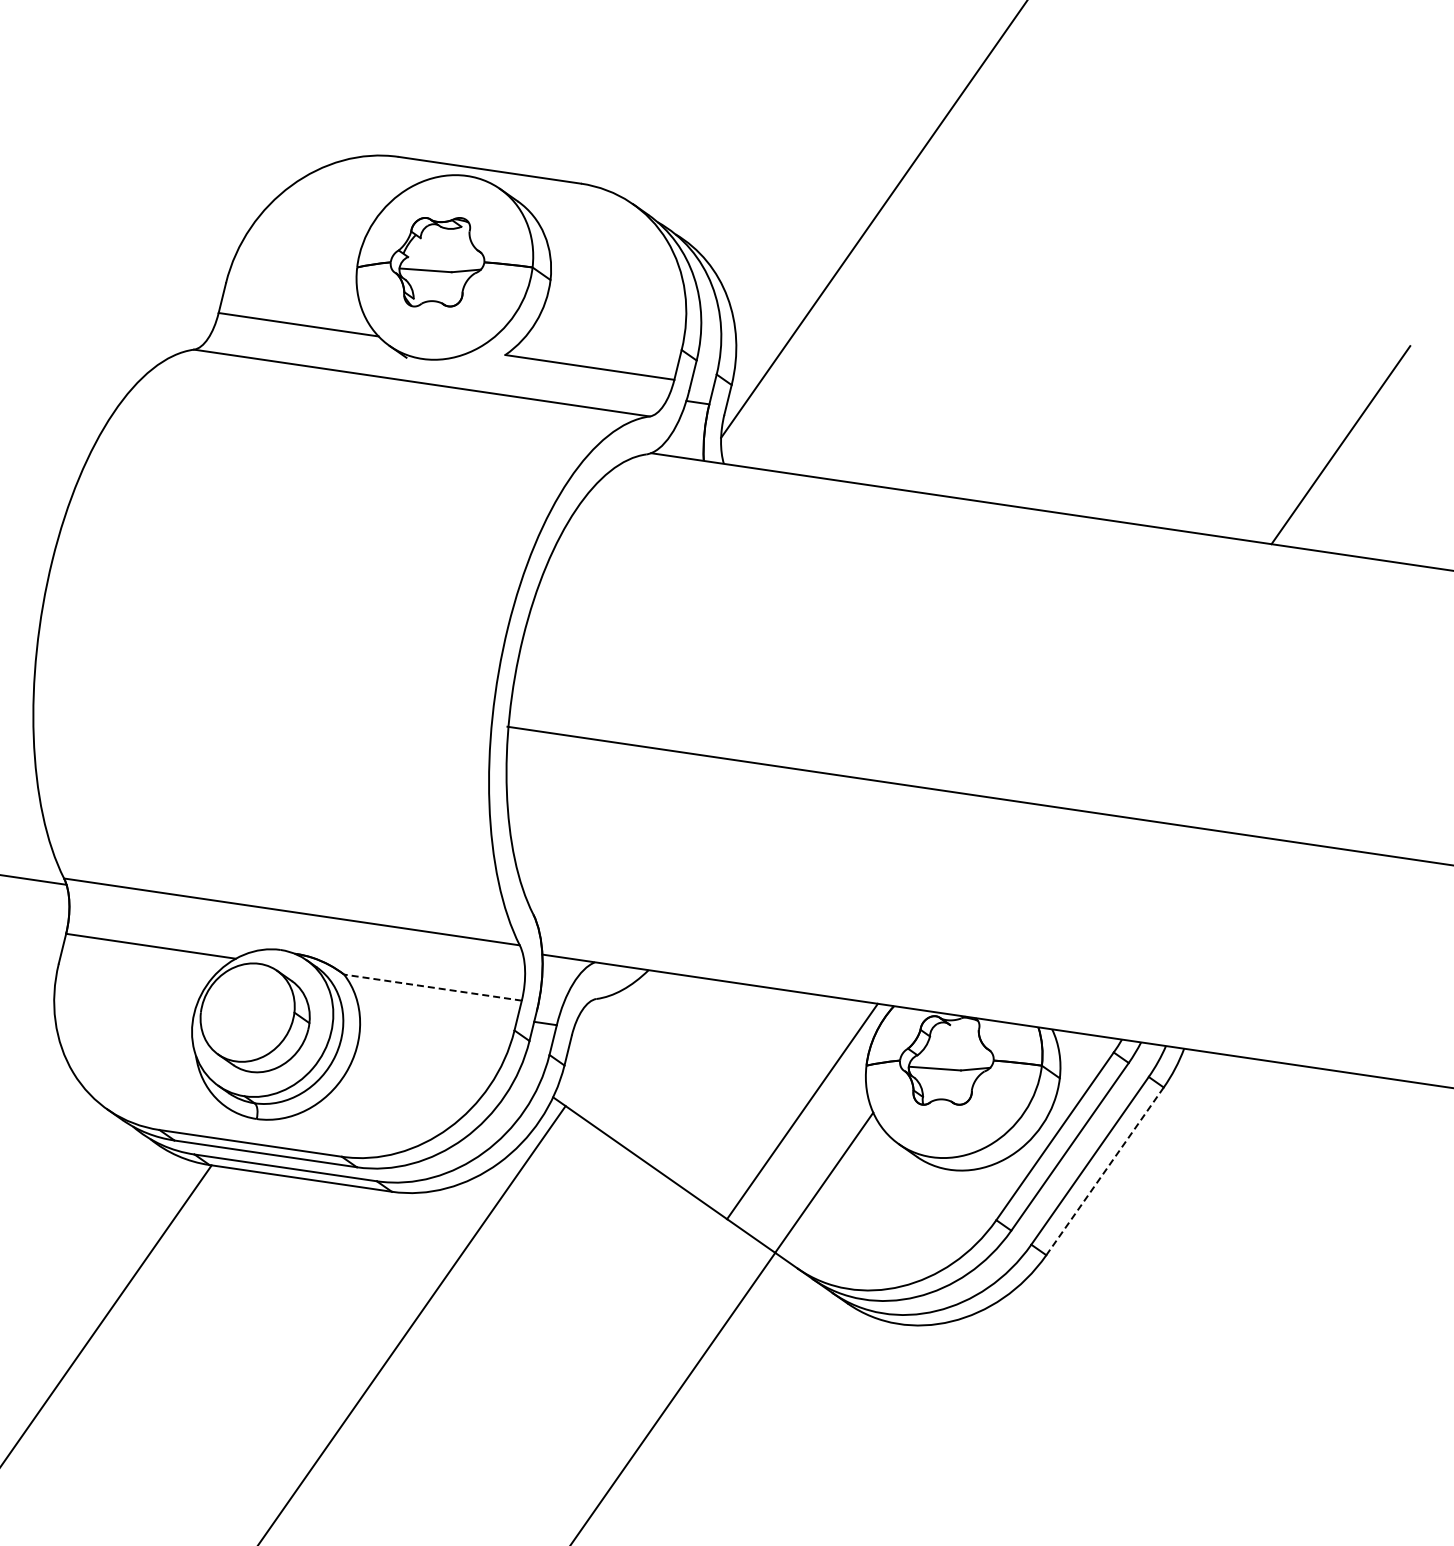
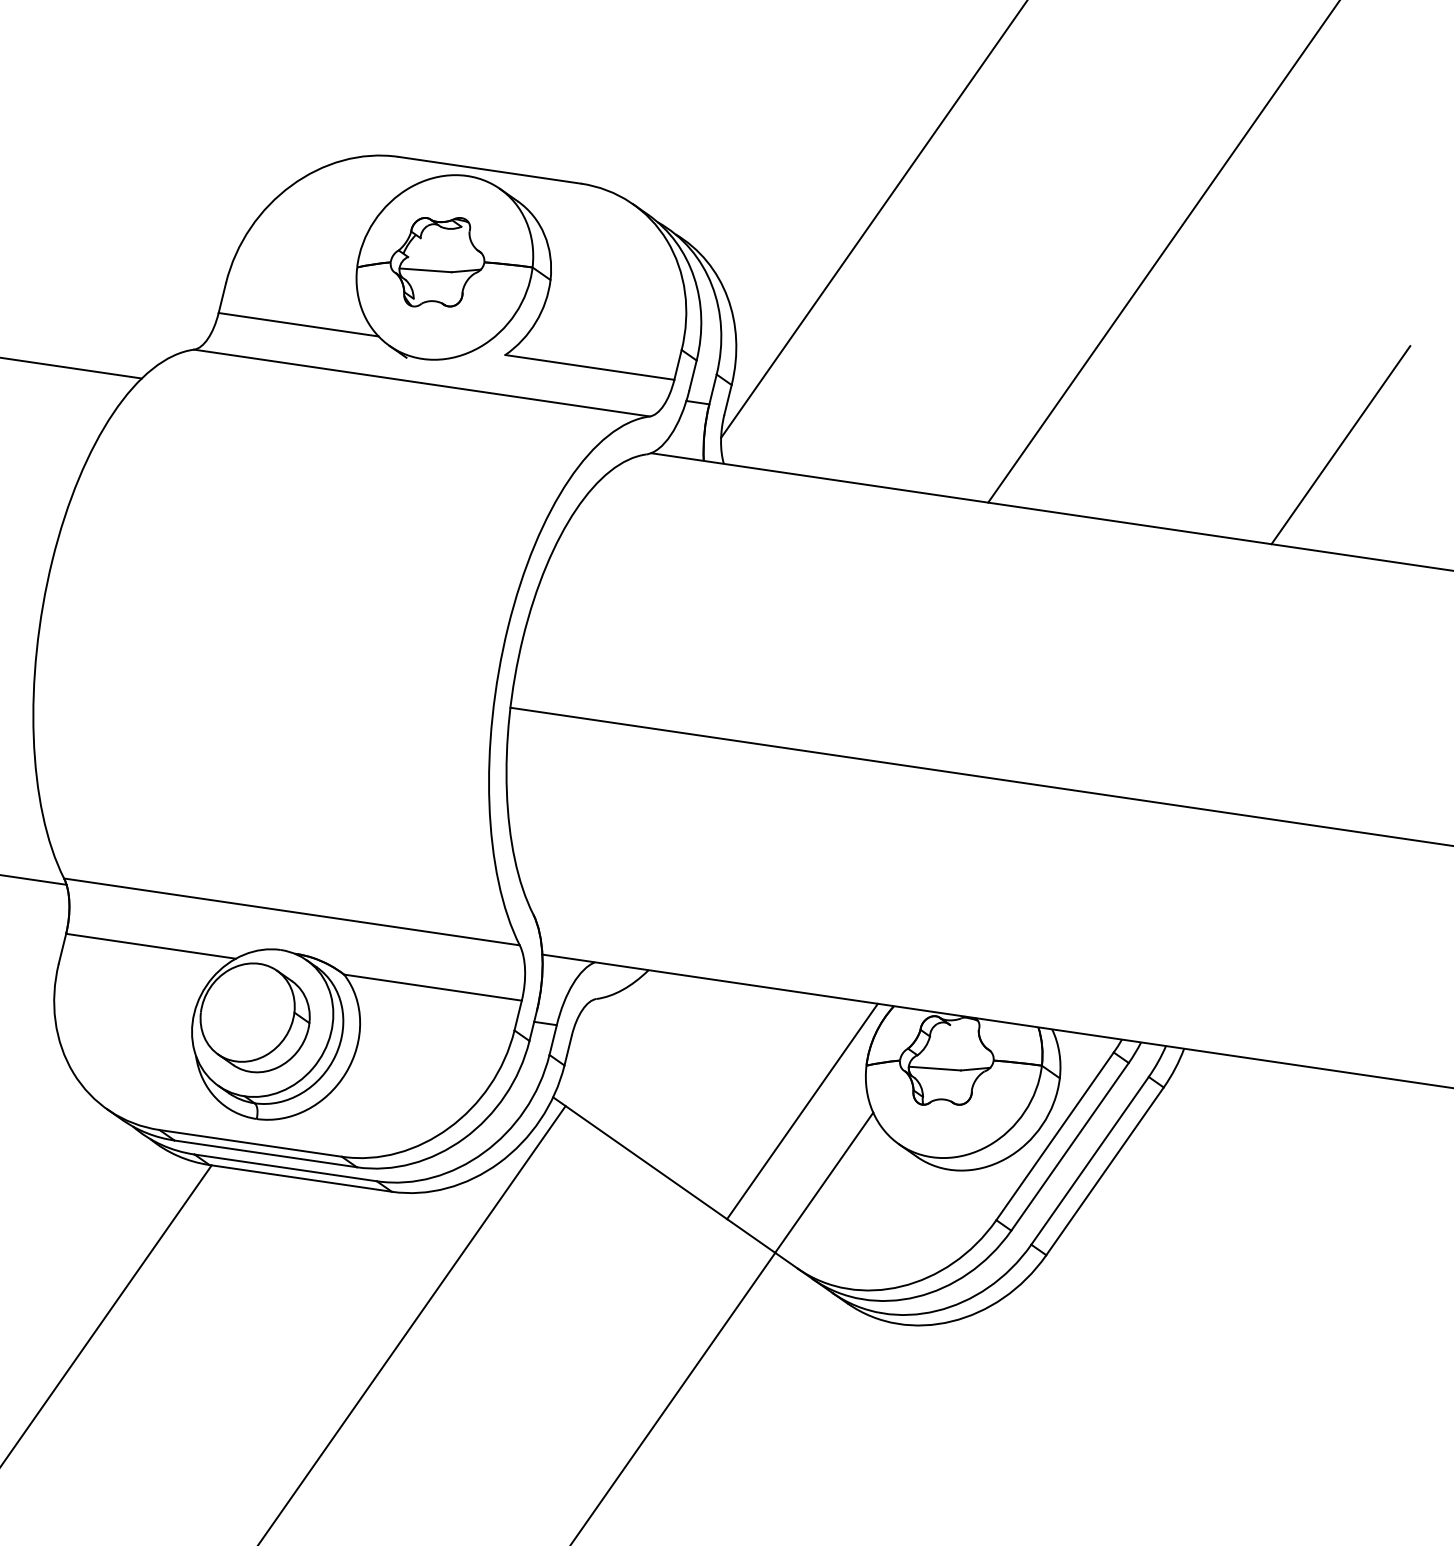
line: none -> present (1163, 252)
line: none -> present (71, 368)
line position: (978, 795) -> (980, 776) (980, 776)
line: dashed -> solid (432, 987)
line: dashed -> solid (1104, 1171)
